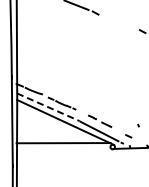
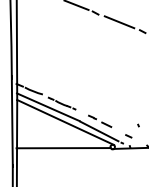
line: none -> present (119, 22)
line: dashed -> solid (48, 107)
line position: (63, 143) -> (63, 148) (63, 148)
